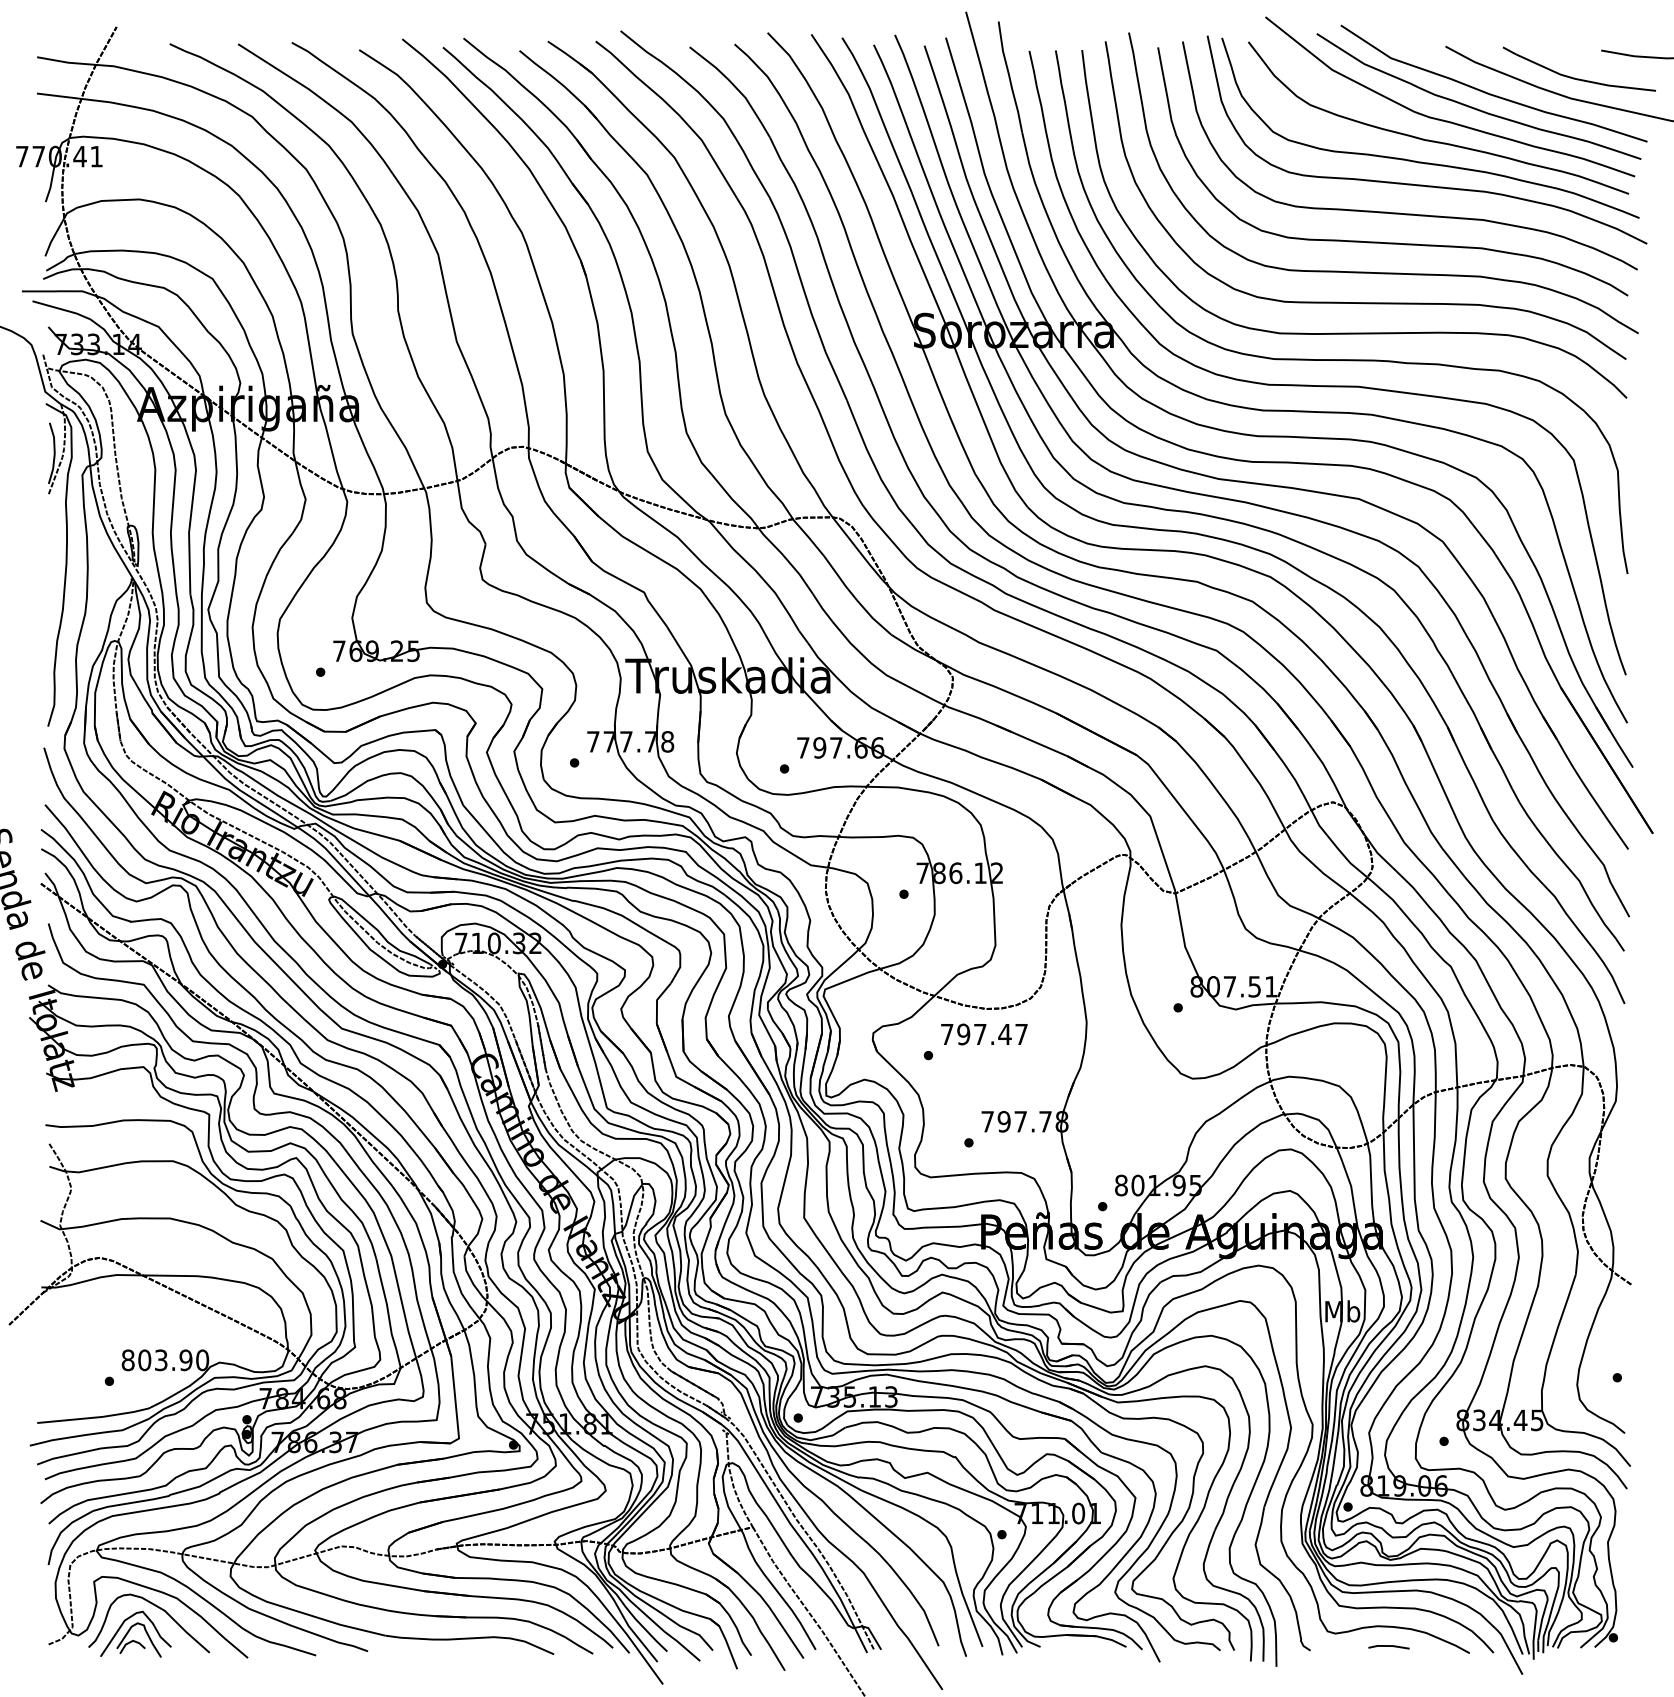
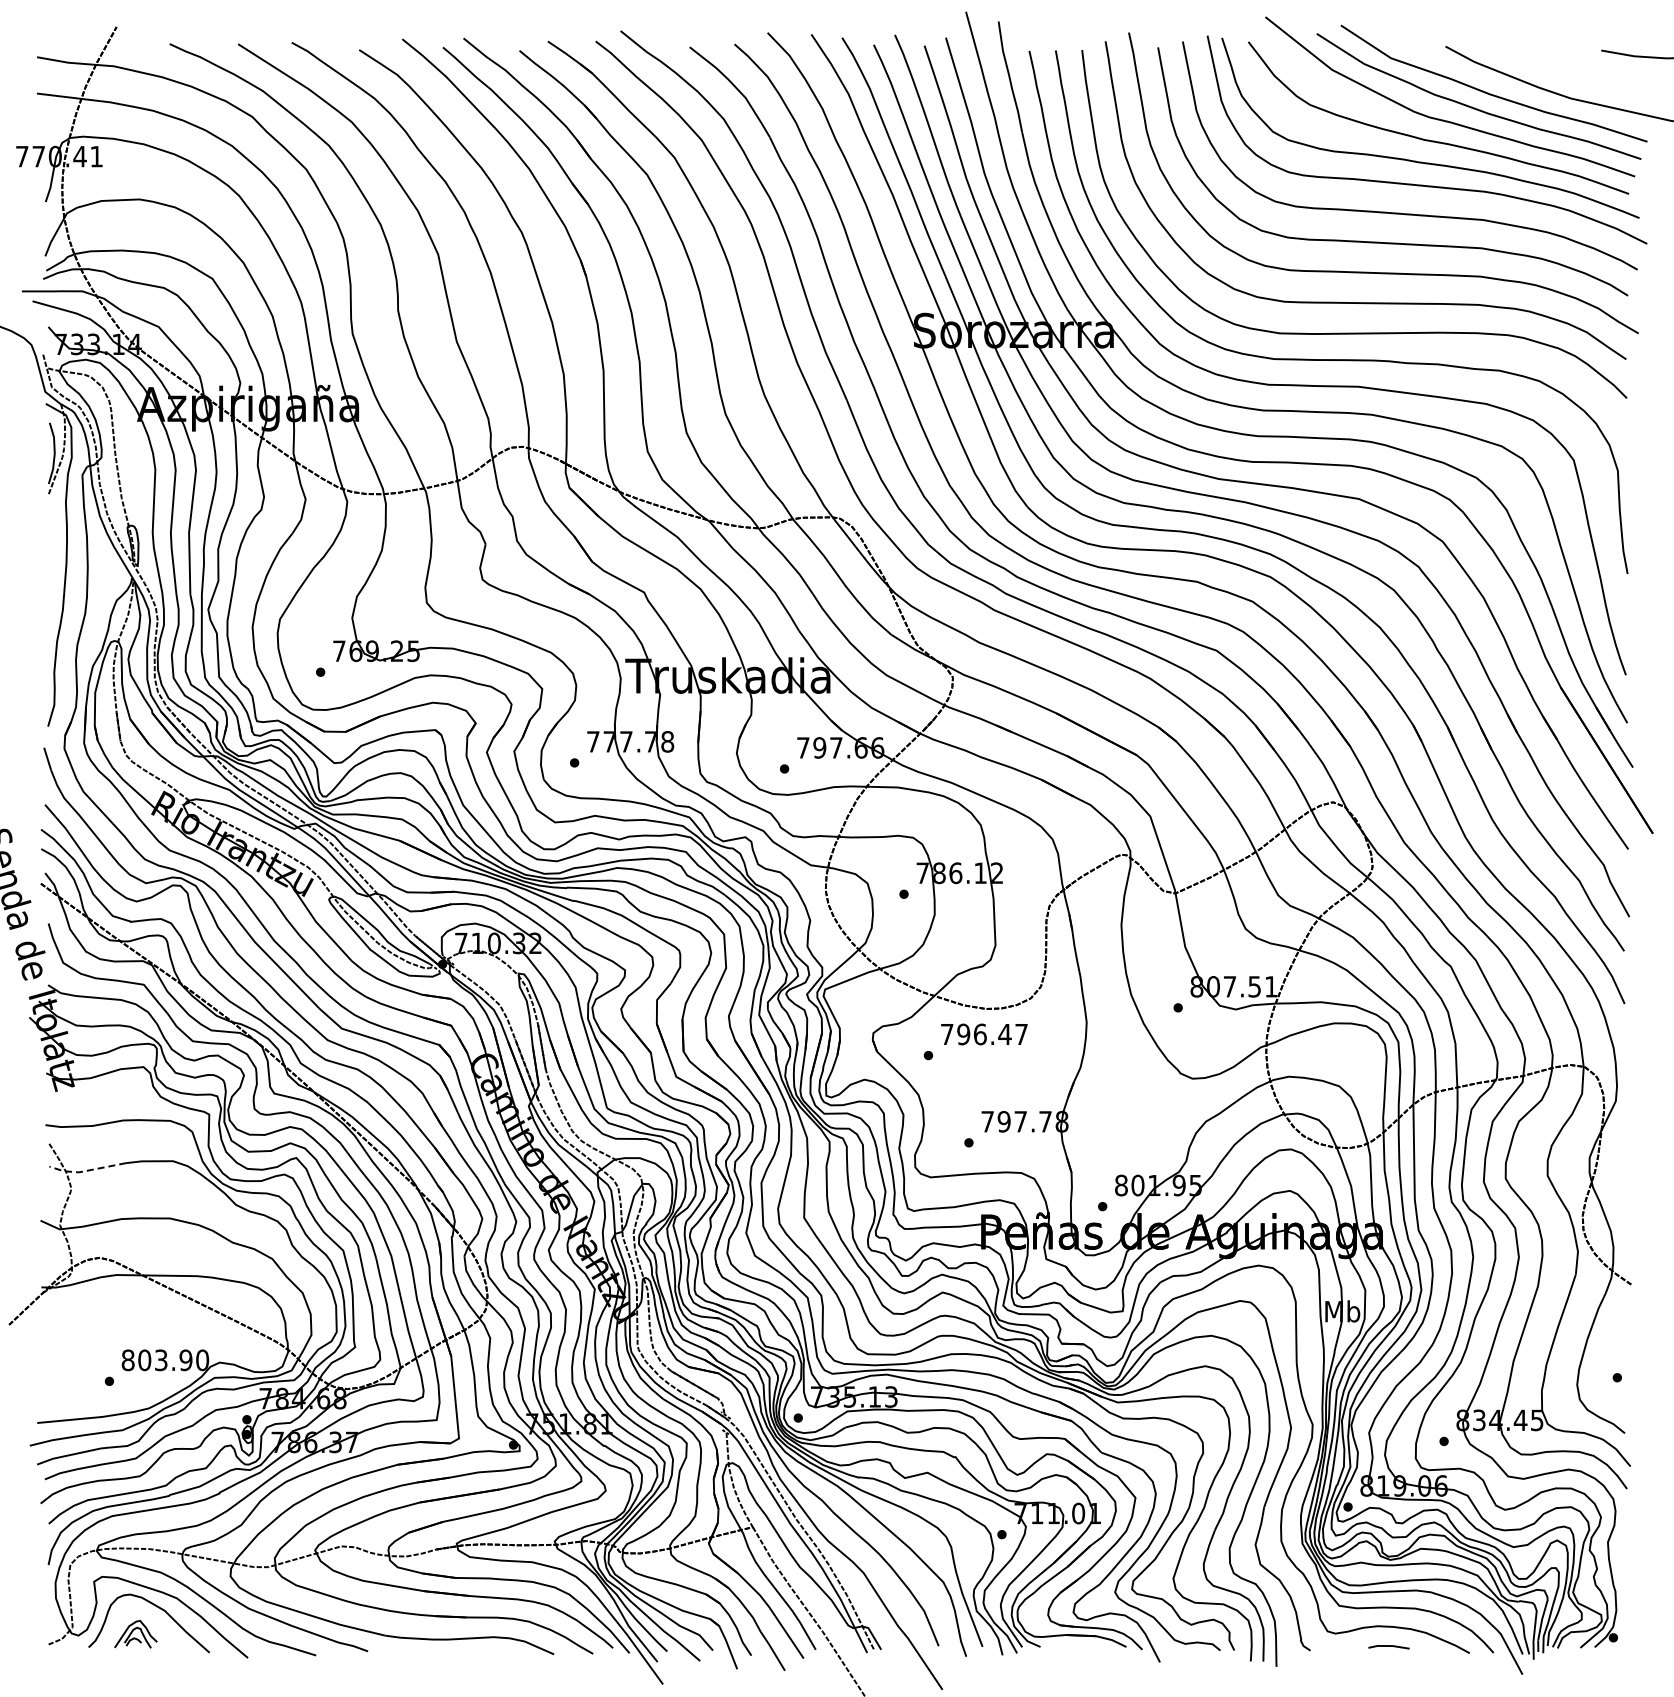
part: present -> none (1574, 77)
text: 797.47 -> 796.47 (980, 1034)
line: solid -> dashed (85, 1171)
part size: 72x47 px -> 44x29 px (135, 1634)
